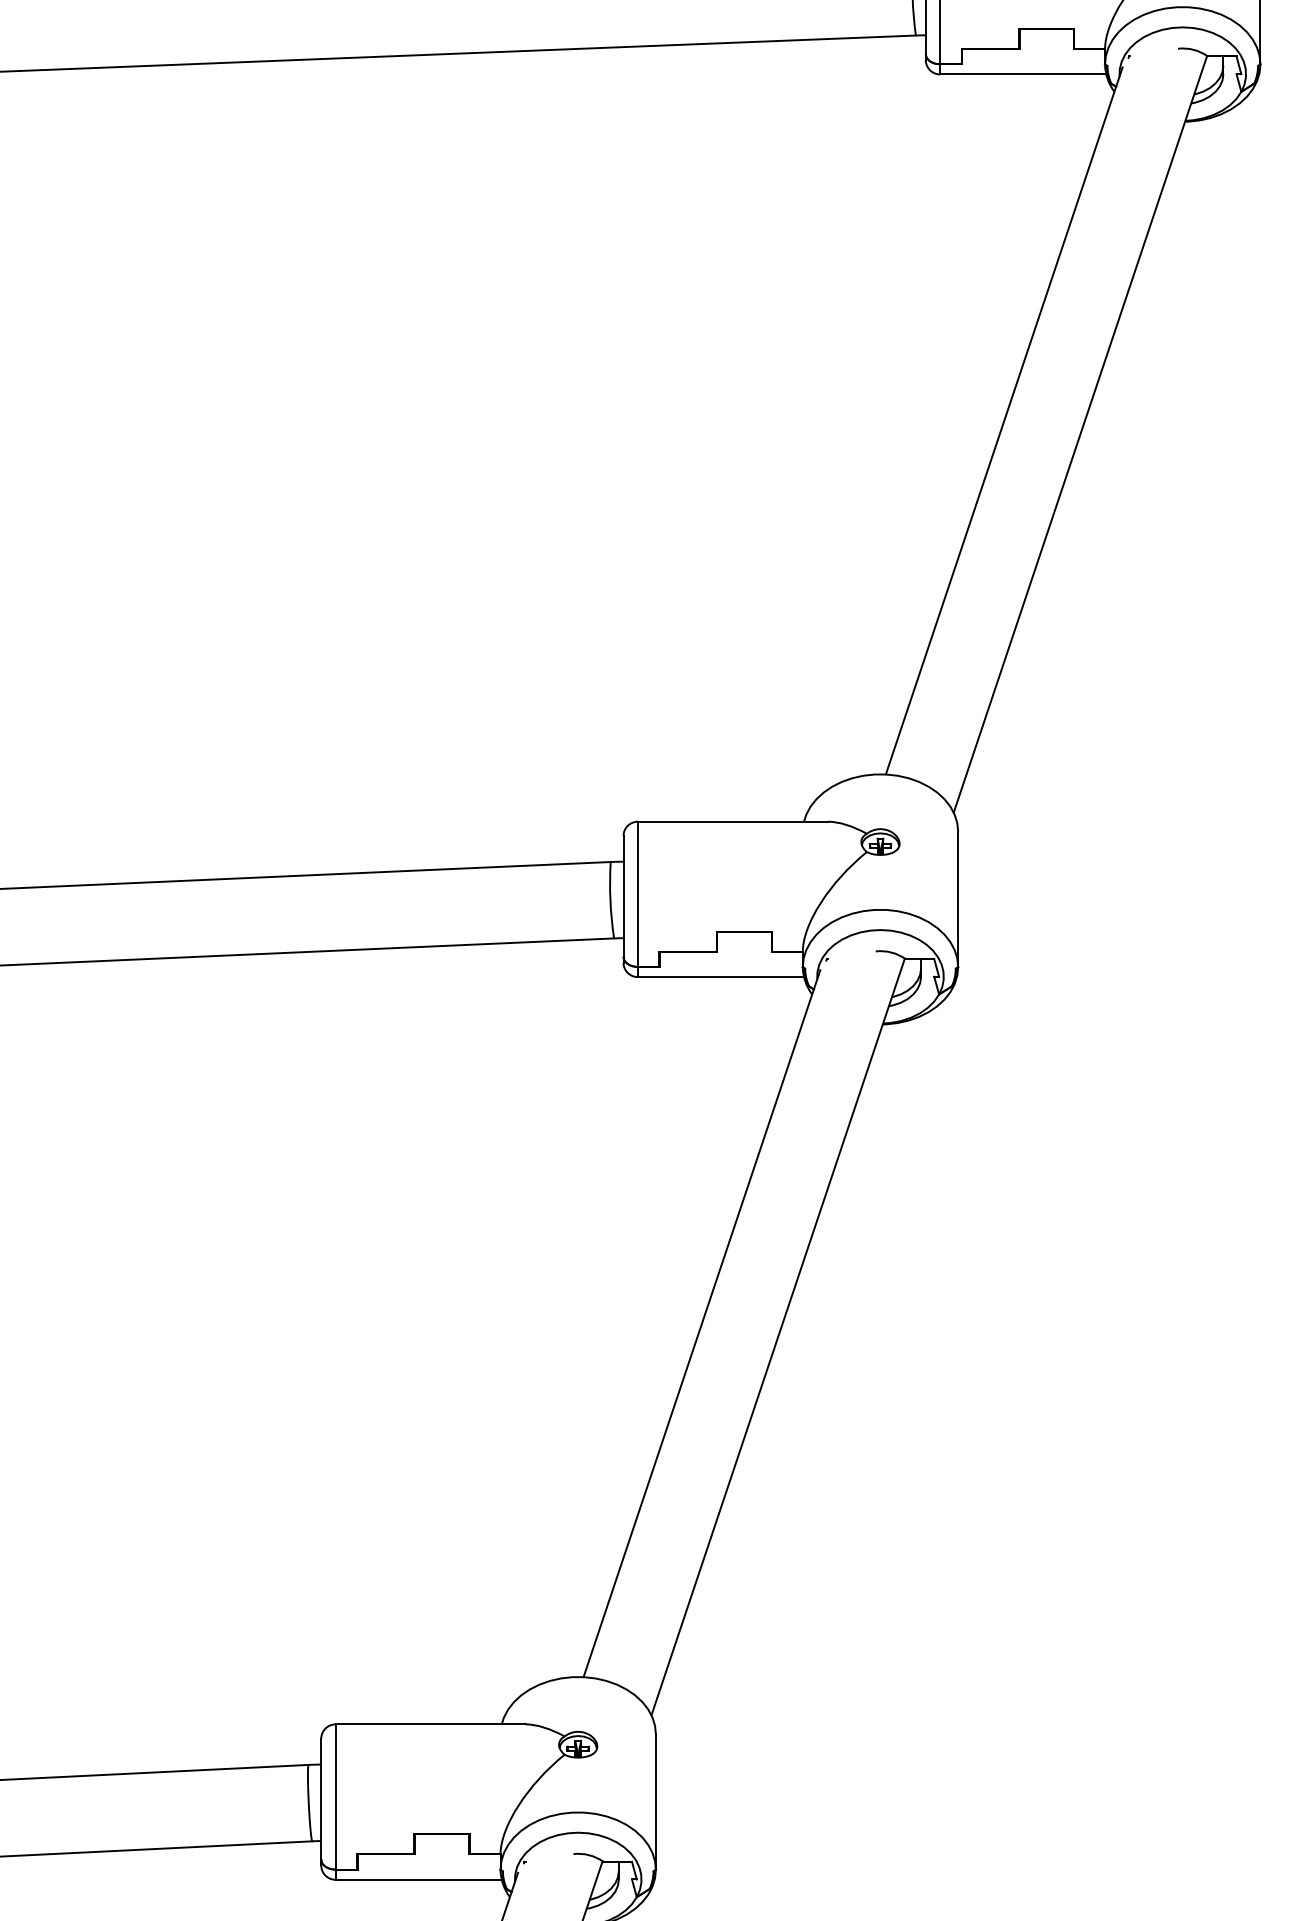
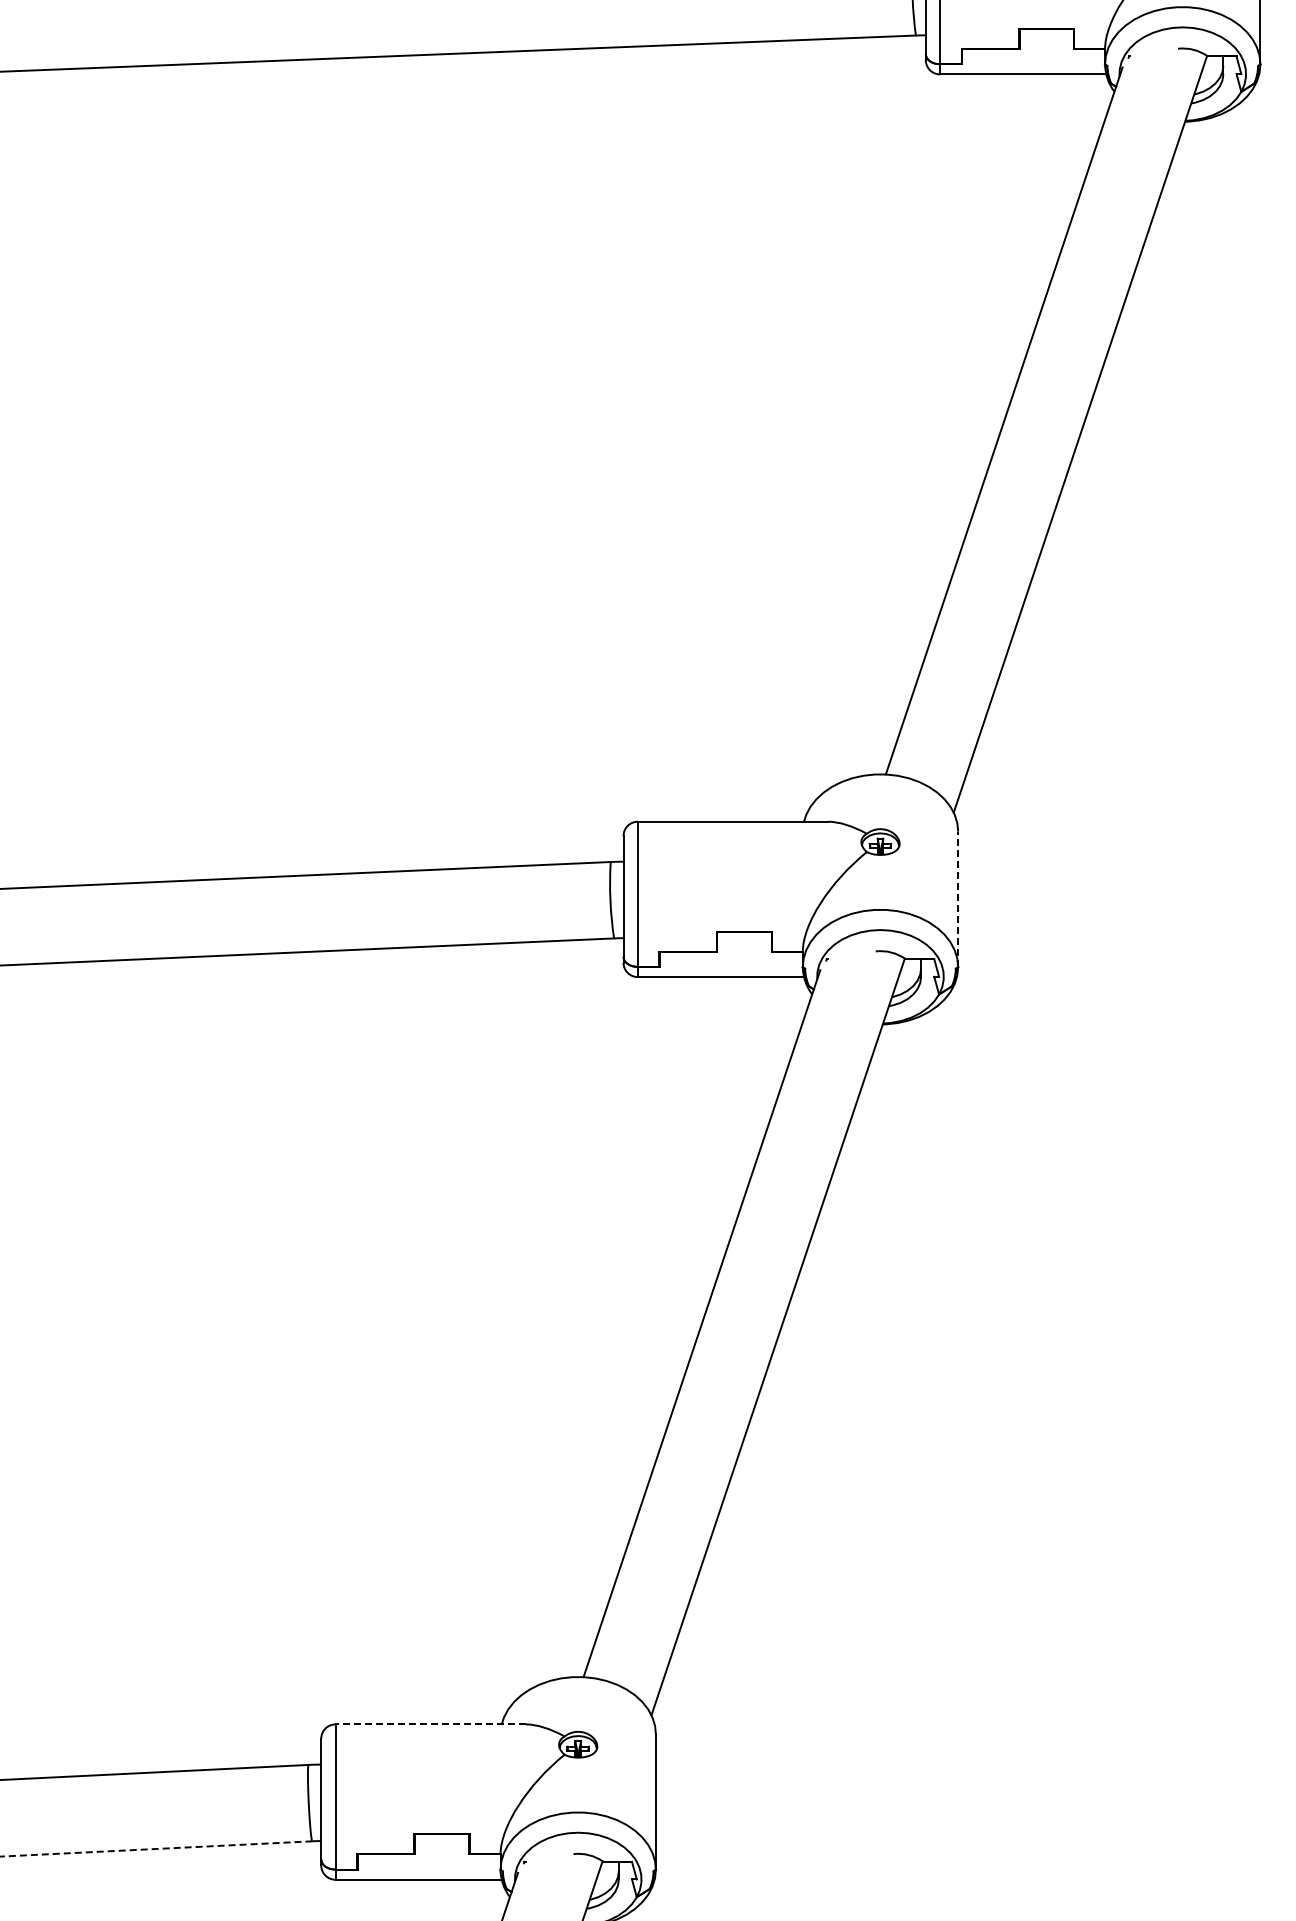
line: solid -> dashed (958, 899)
line: solid -> dashed (430, 1724)
line: solid -> dashed (156, 1848)
